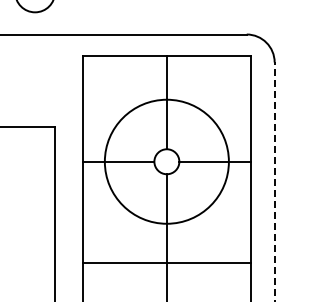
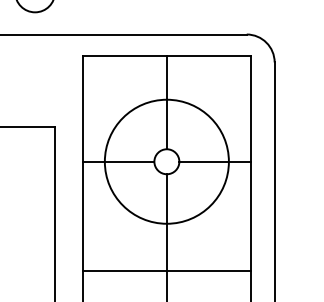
line: dashed -> solid (274, 181)
line position: (166, 262) -> (166, 270) (166, 270)
